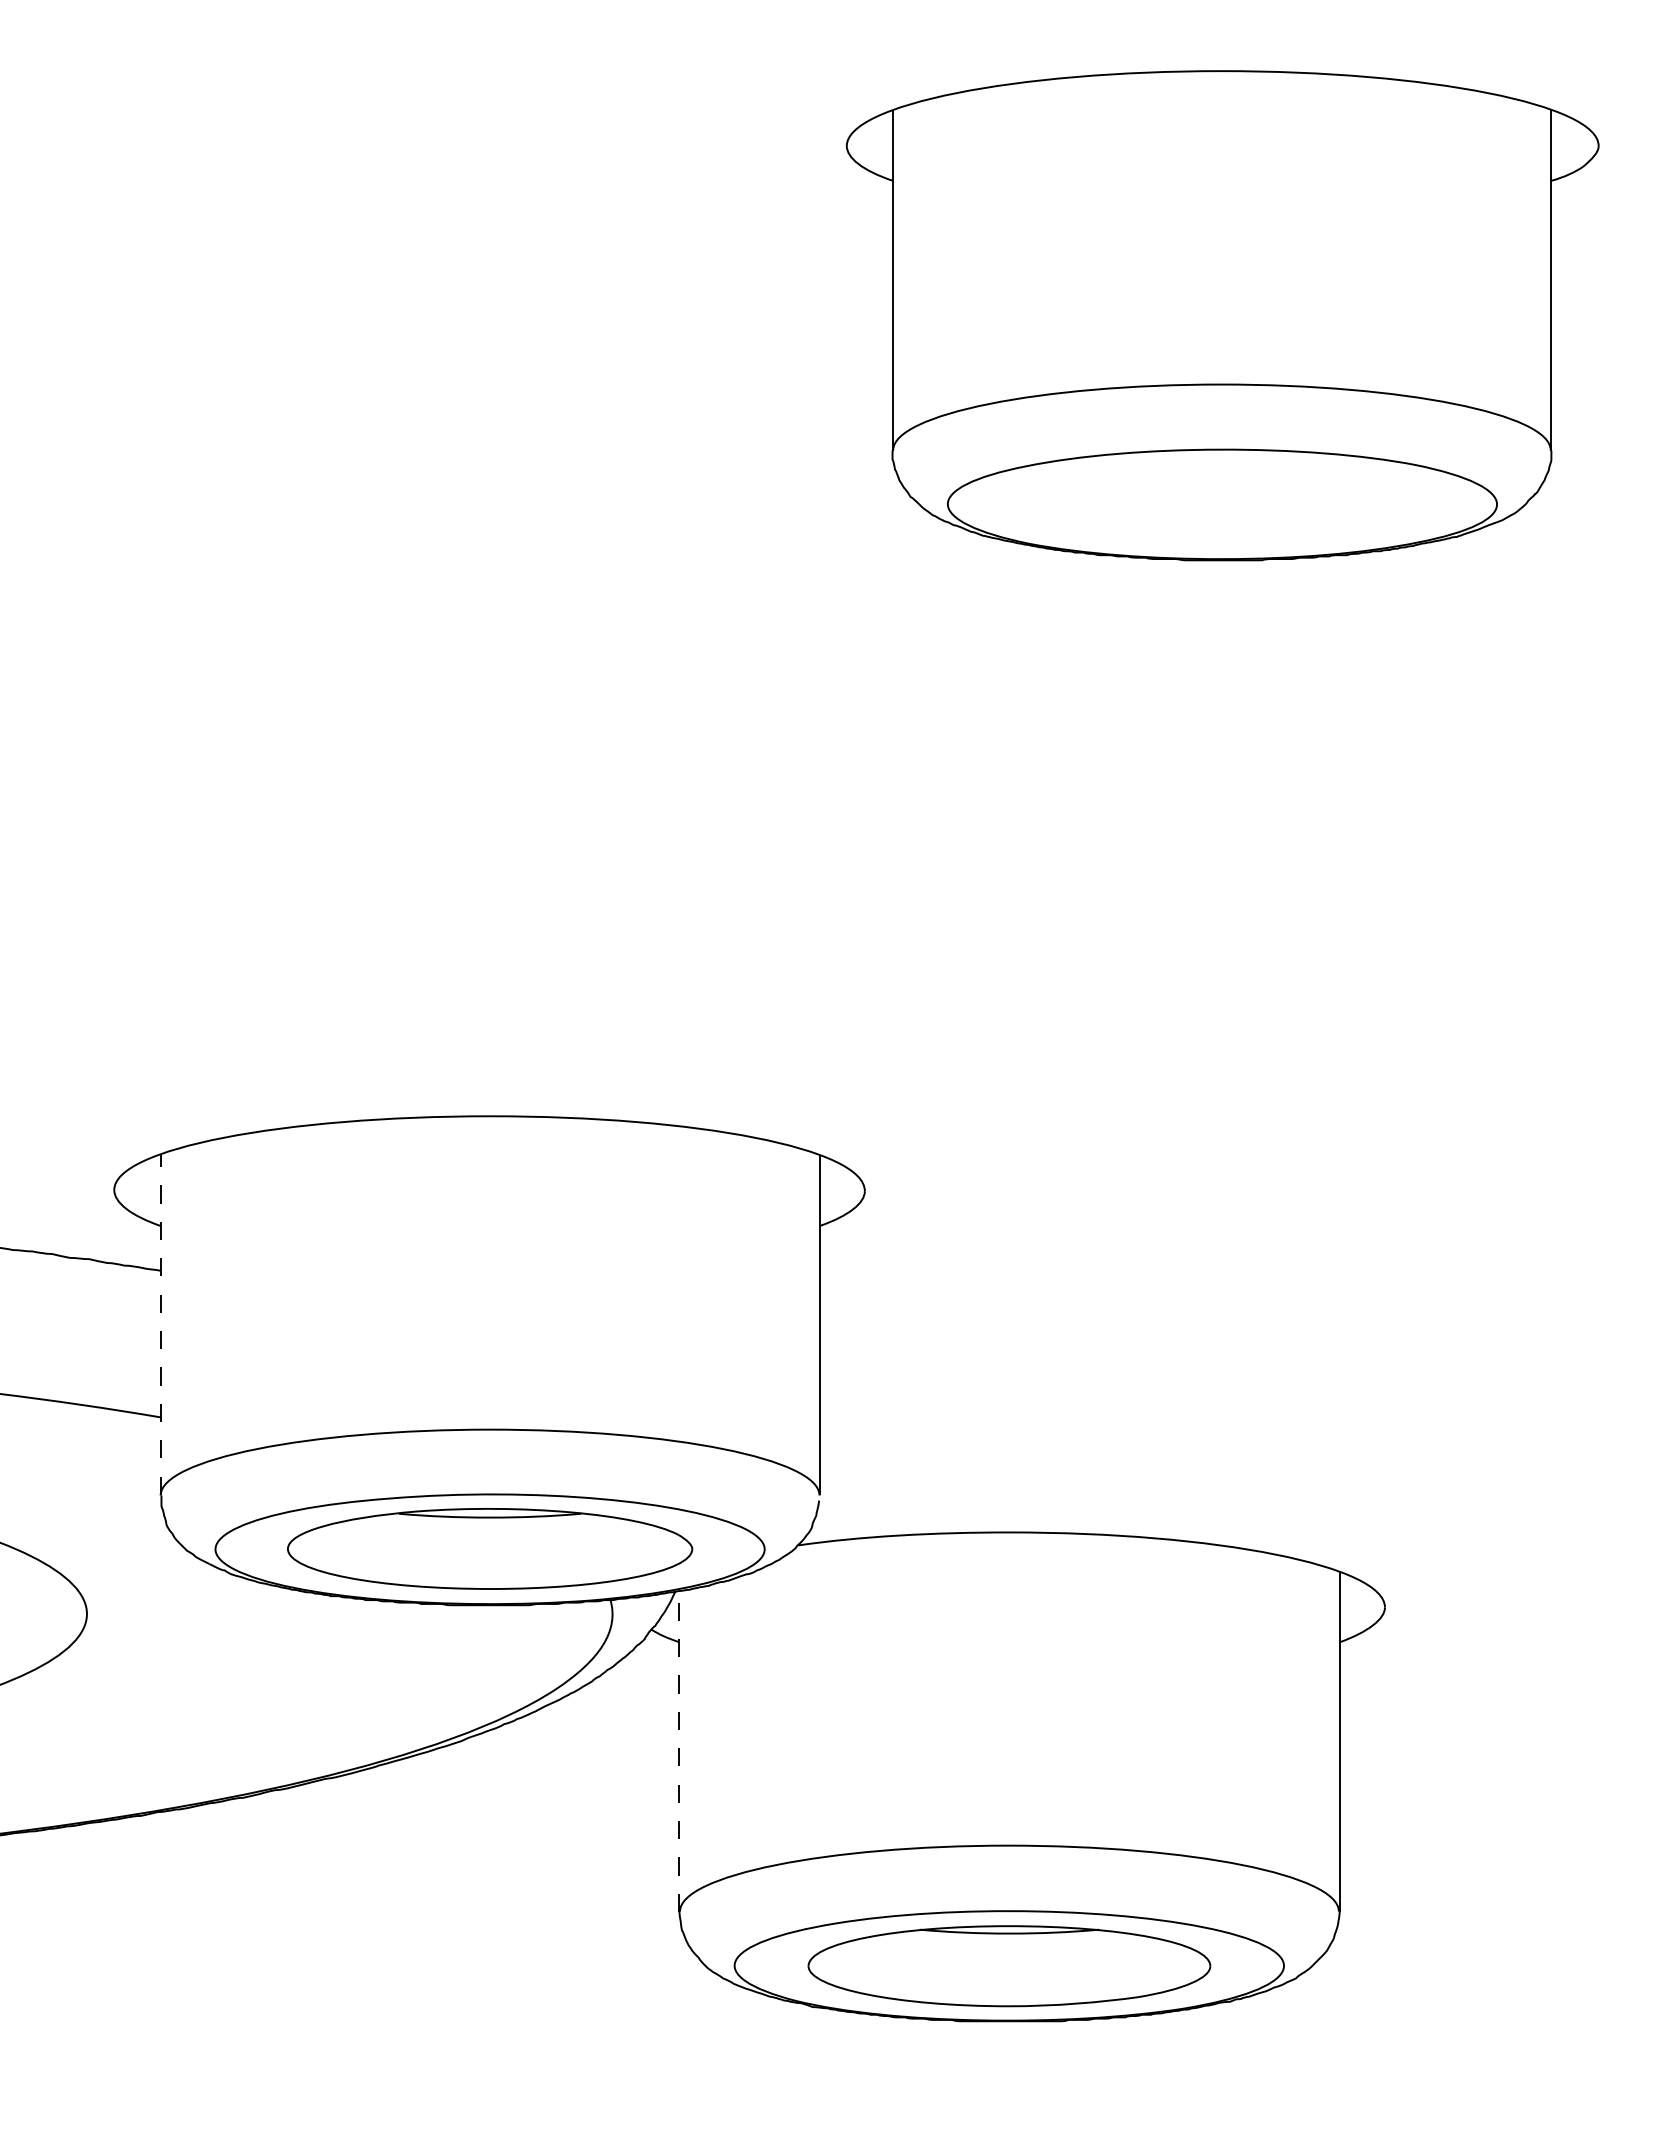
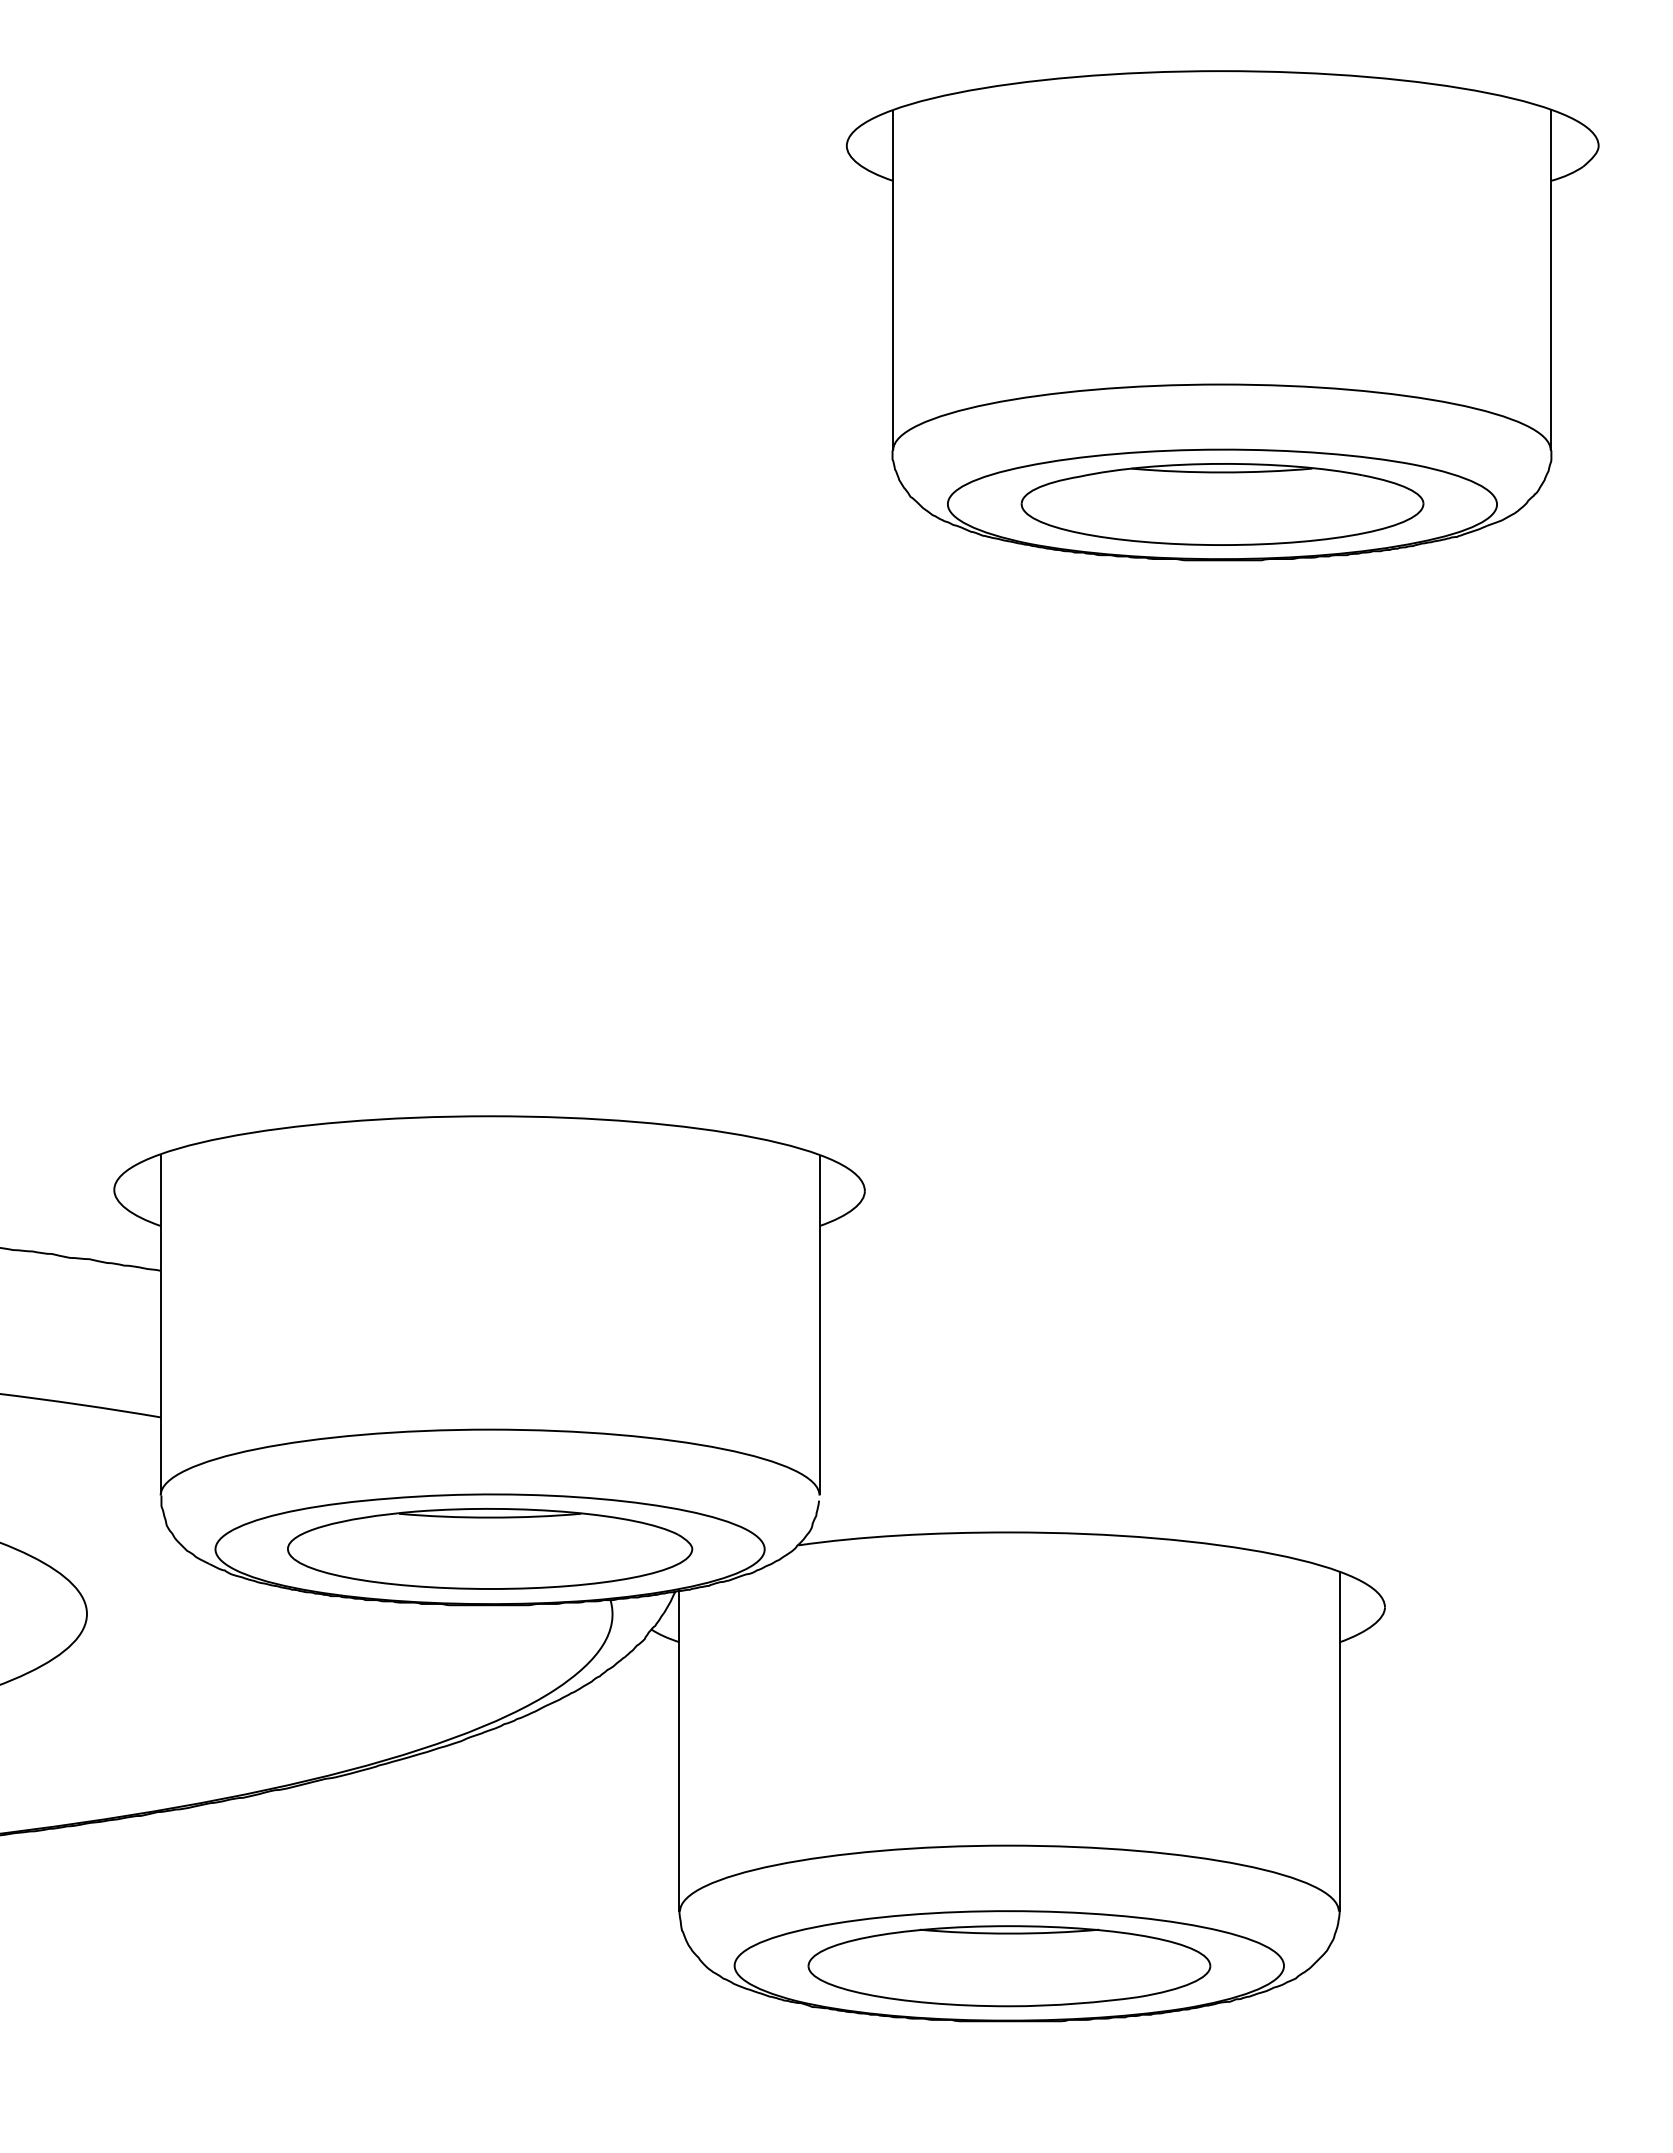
part: none -> present (1222, 504)
line: dashed -> solid (161, 1324)
line: dashed -> solid (679, 1751)
